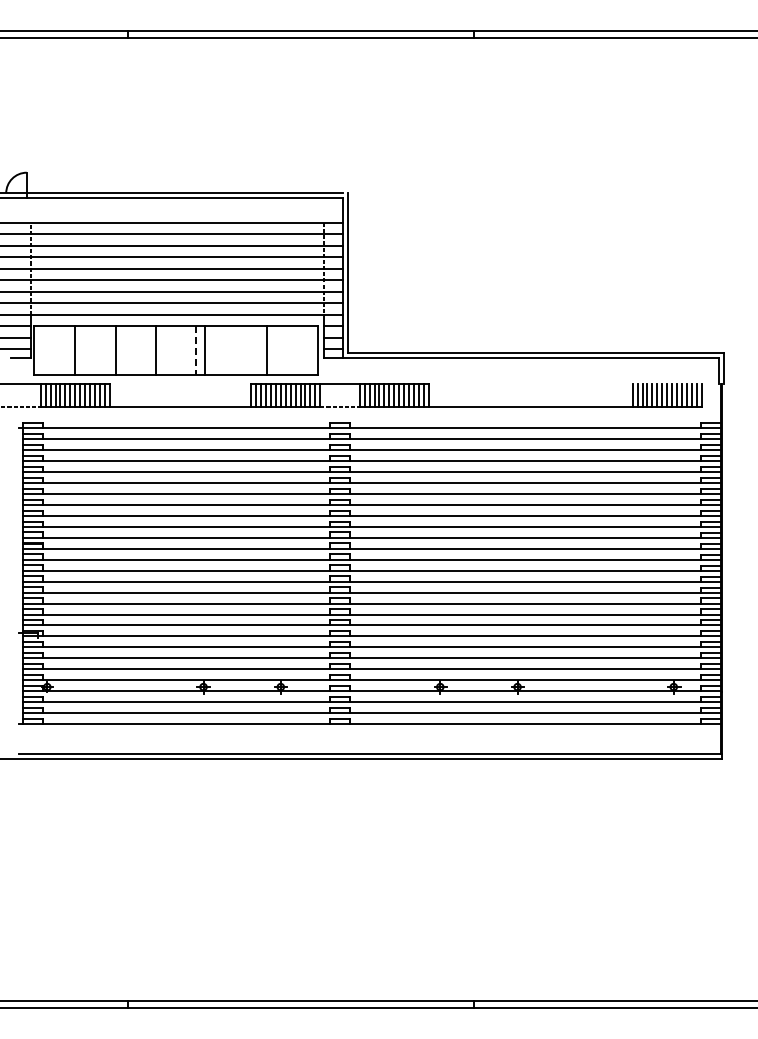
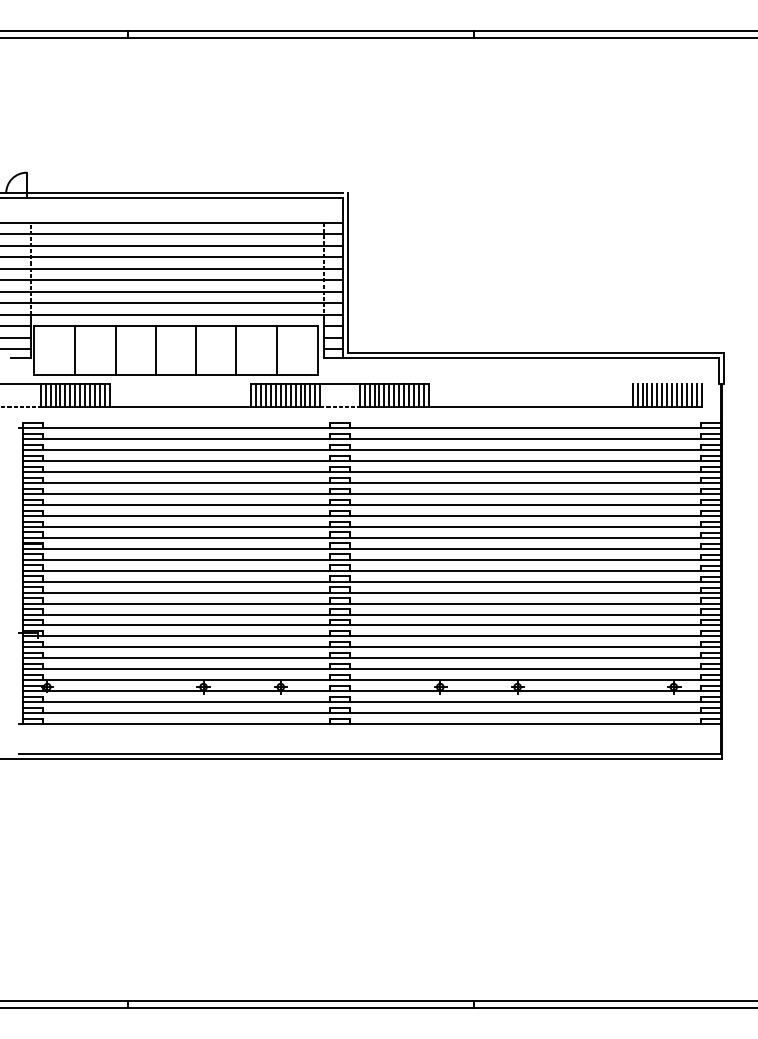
line position: (205, 350) -> (236, 350) (236, 350)
line position: (266, 350) -> (276, 350) (276, 350)
line: dashed -> solid (196, 351)
